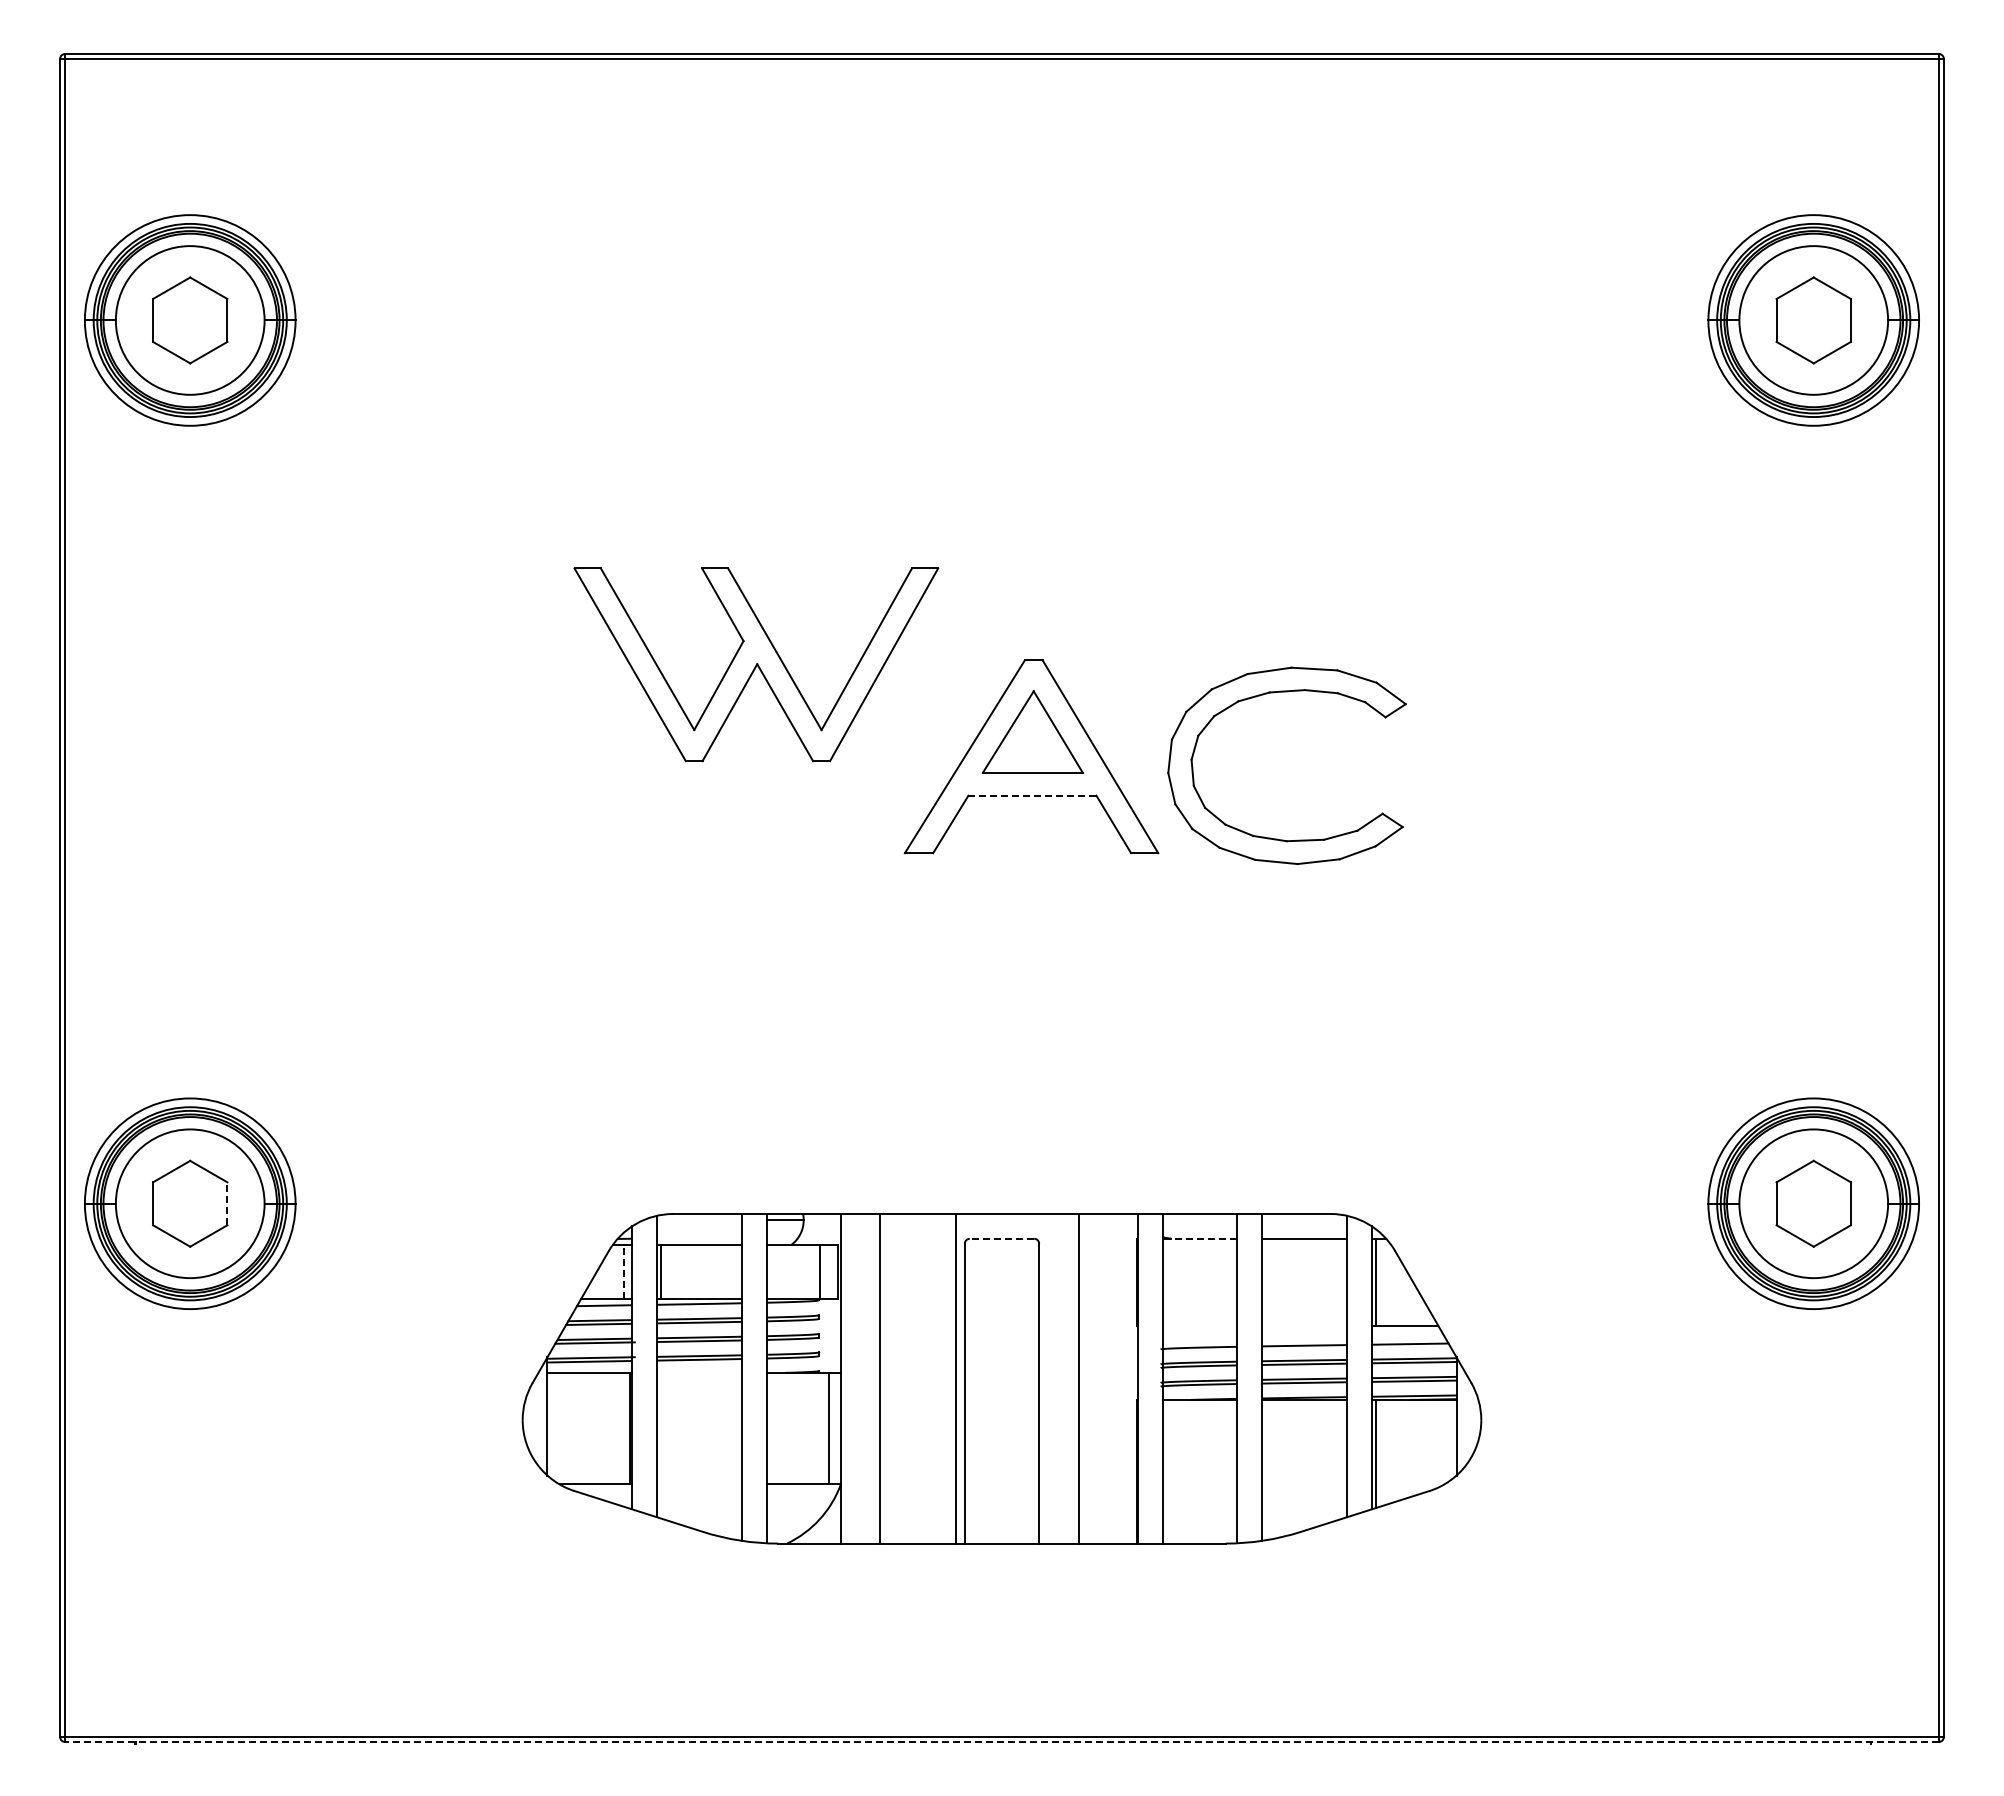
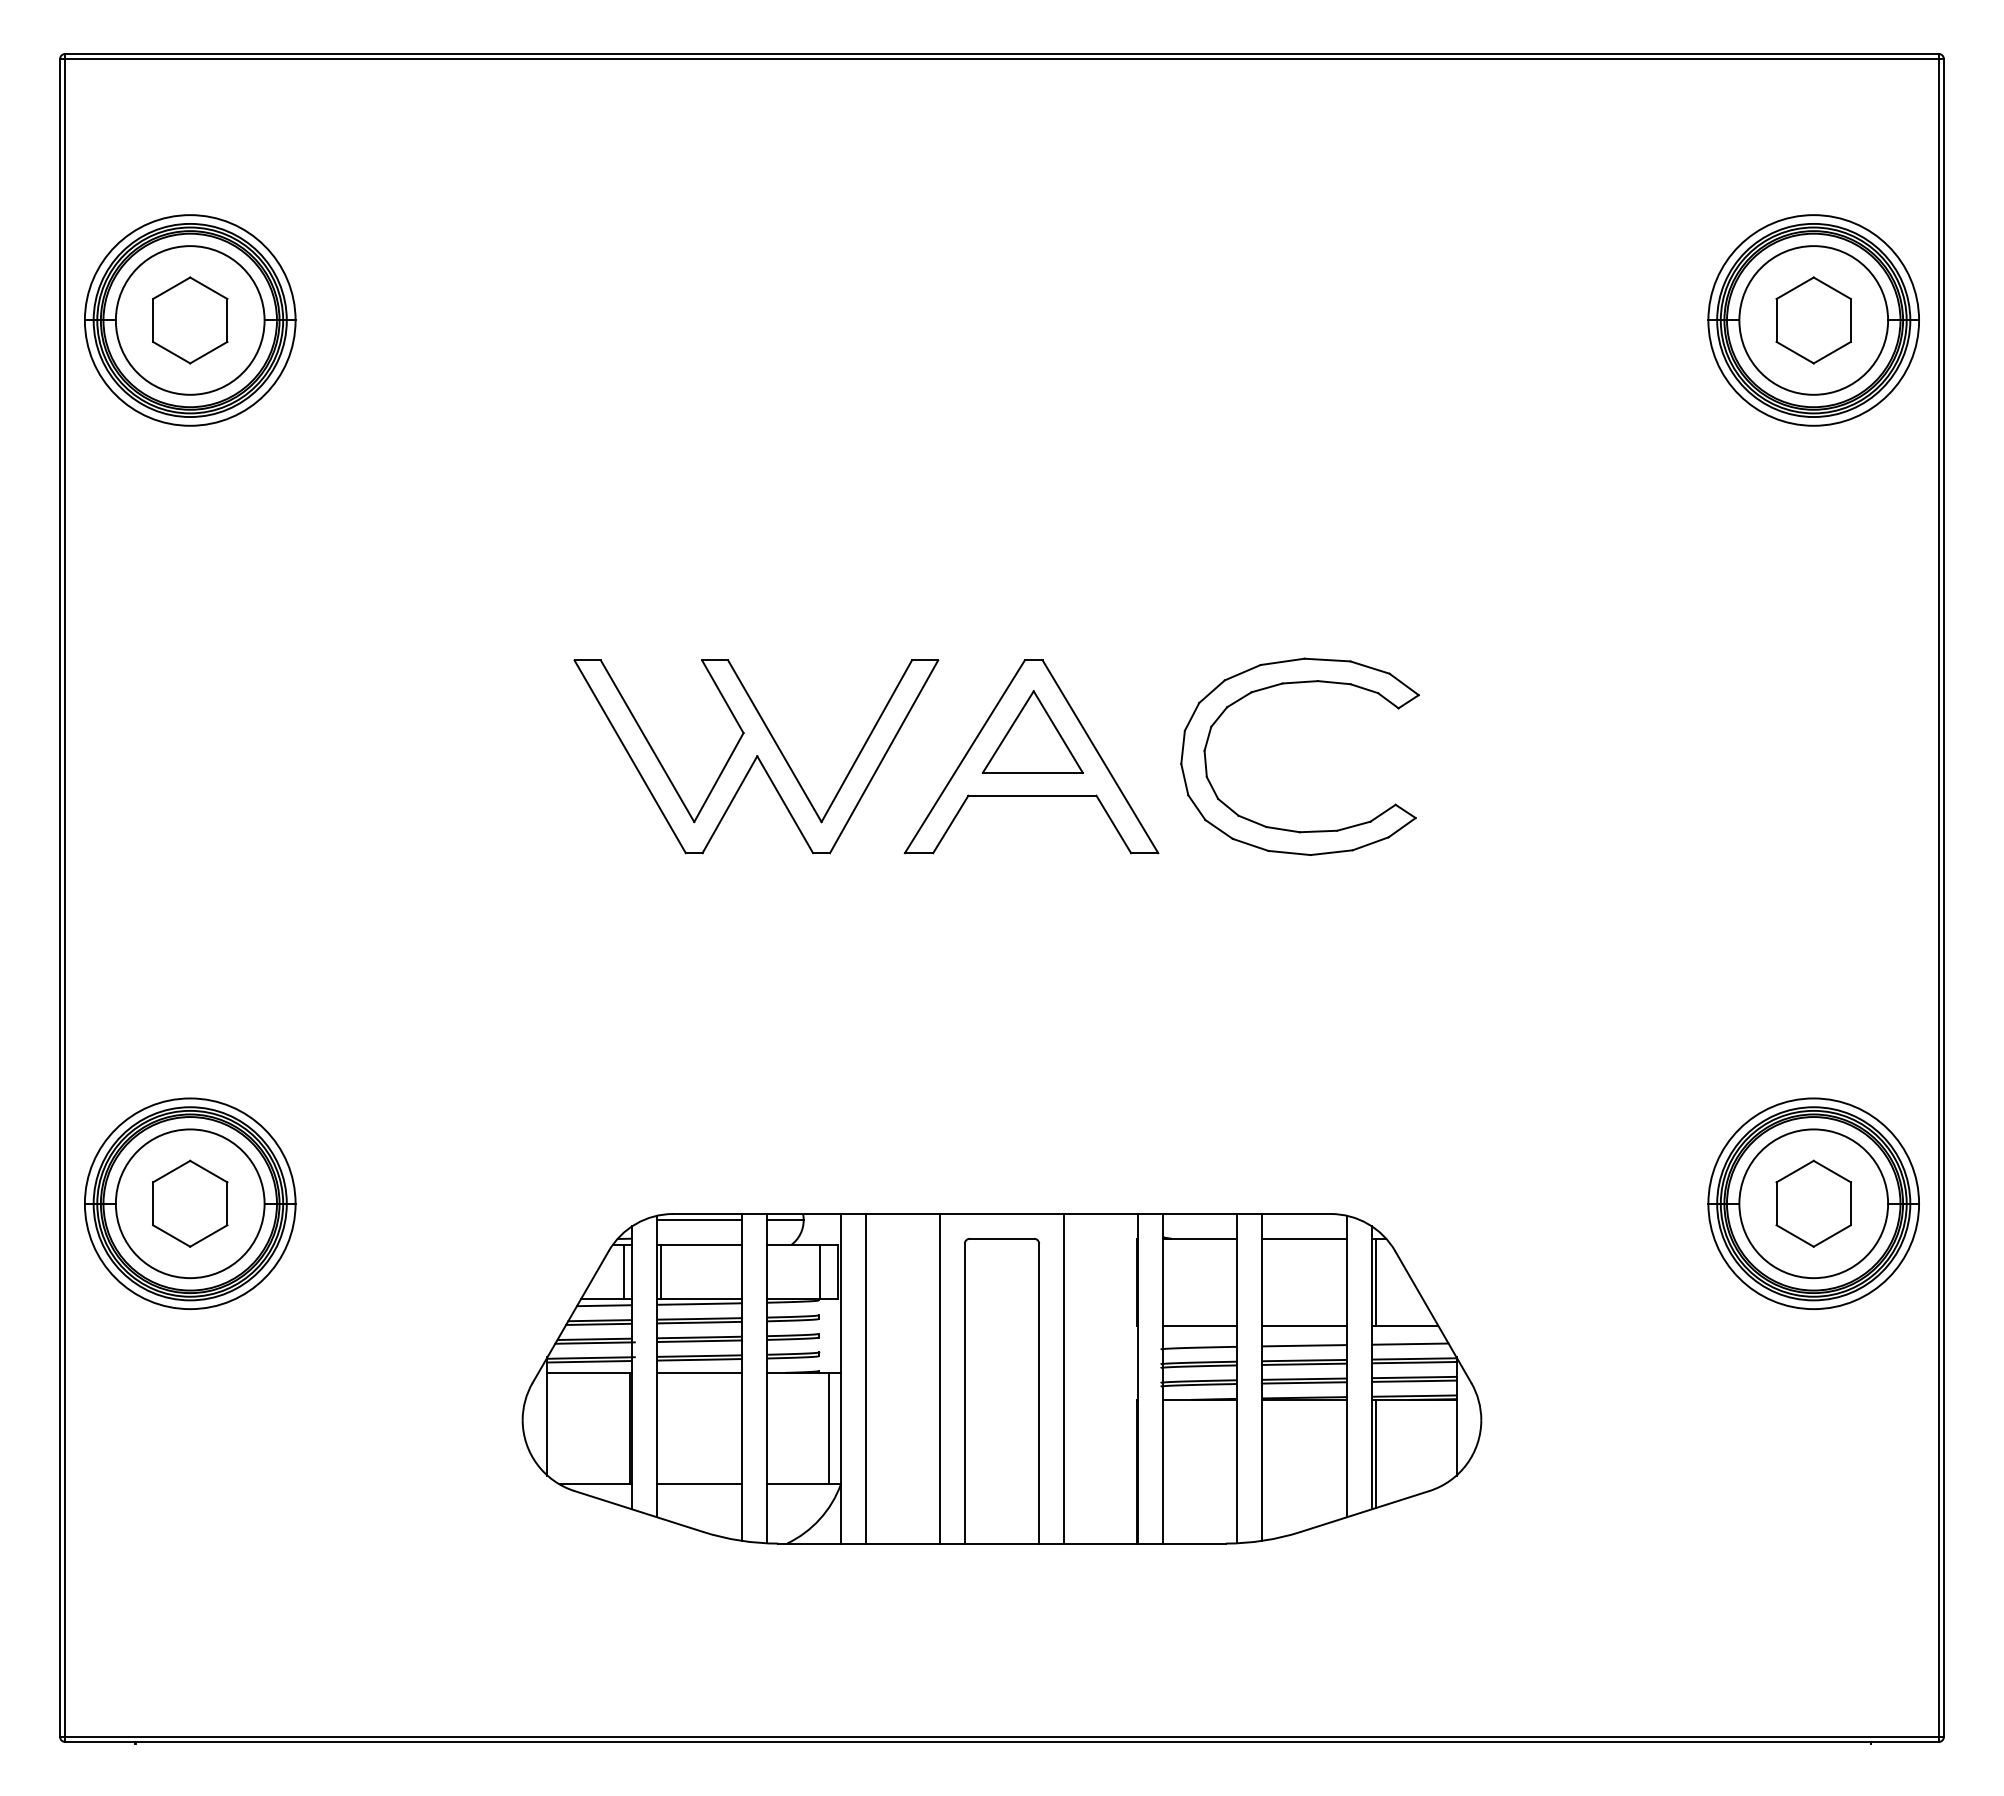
part position: (756, 664) -> (756, 756) (756, 756)
part position: (1274, 693) -> (1287, 684) (1287, 684)
line: dashed -> solid (1031, 795)
line: dashed -> solid (227, 1203)
line: none -> present (698, 1220)
line: dashed -> solid (1001, 1238)
line: dashed -> solid (1199, 1238)
line: dashed -> solid (624, 1271)
line: none -> present (1200, 1325)
line: none -> present (1304, 1325)
line: none -> present (698, 1372)
line position: (879, 1378) -> (865, 1378) (865, 1378)
line position: (956, 1378) -> (940, 1378) (940, 1378)
line position: (1078, 1378) -> (1063, 1378) (1063, 1378)
line: none -> present (698, 1484)
line: dashed -> solid (1001, 1741)
